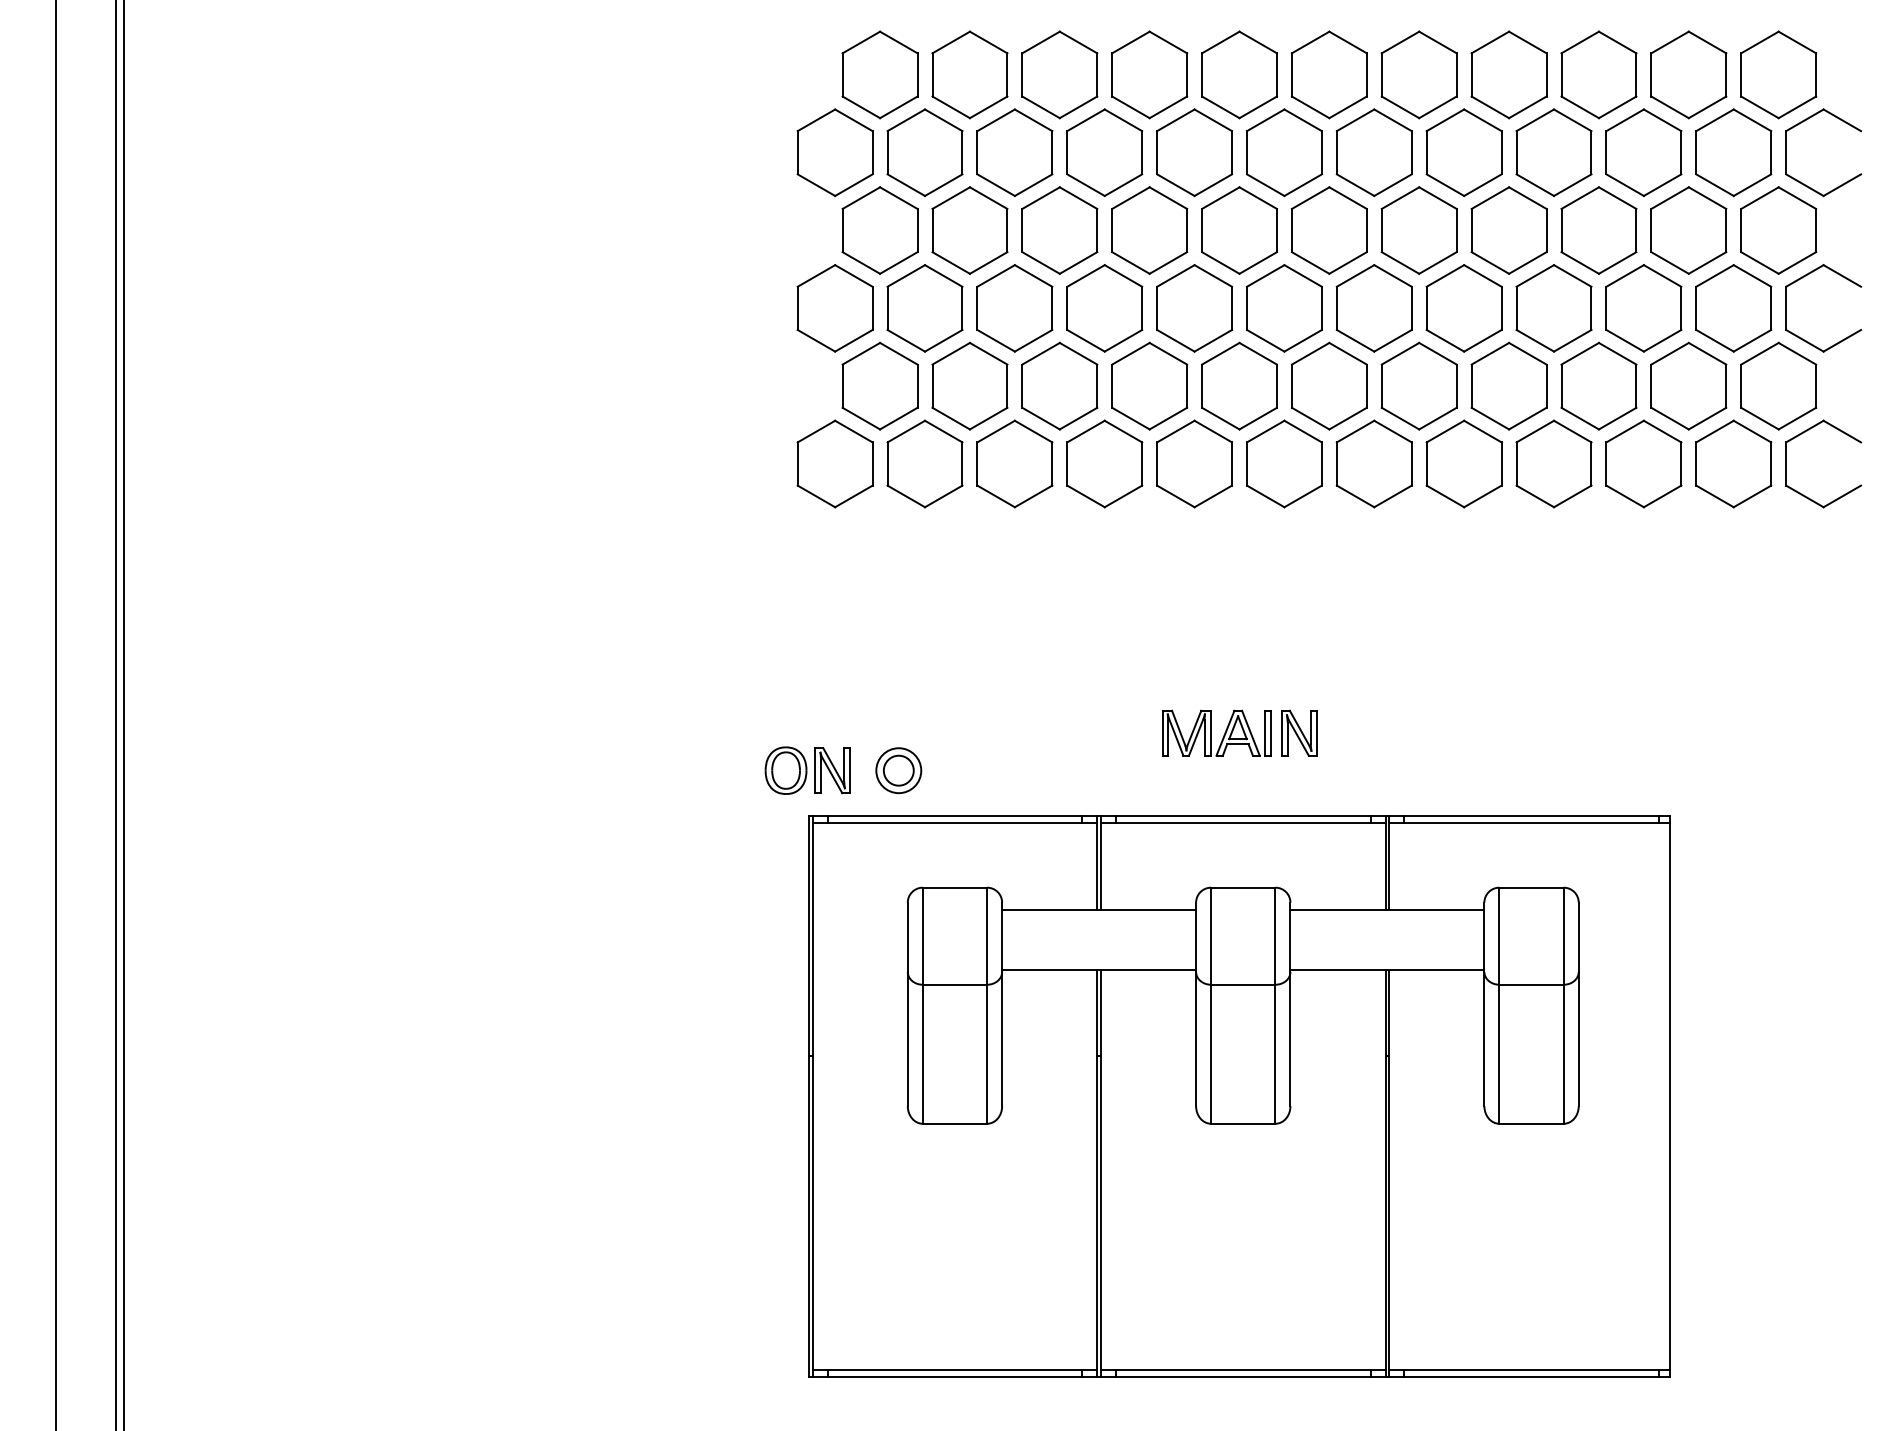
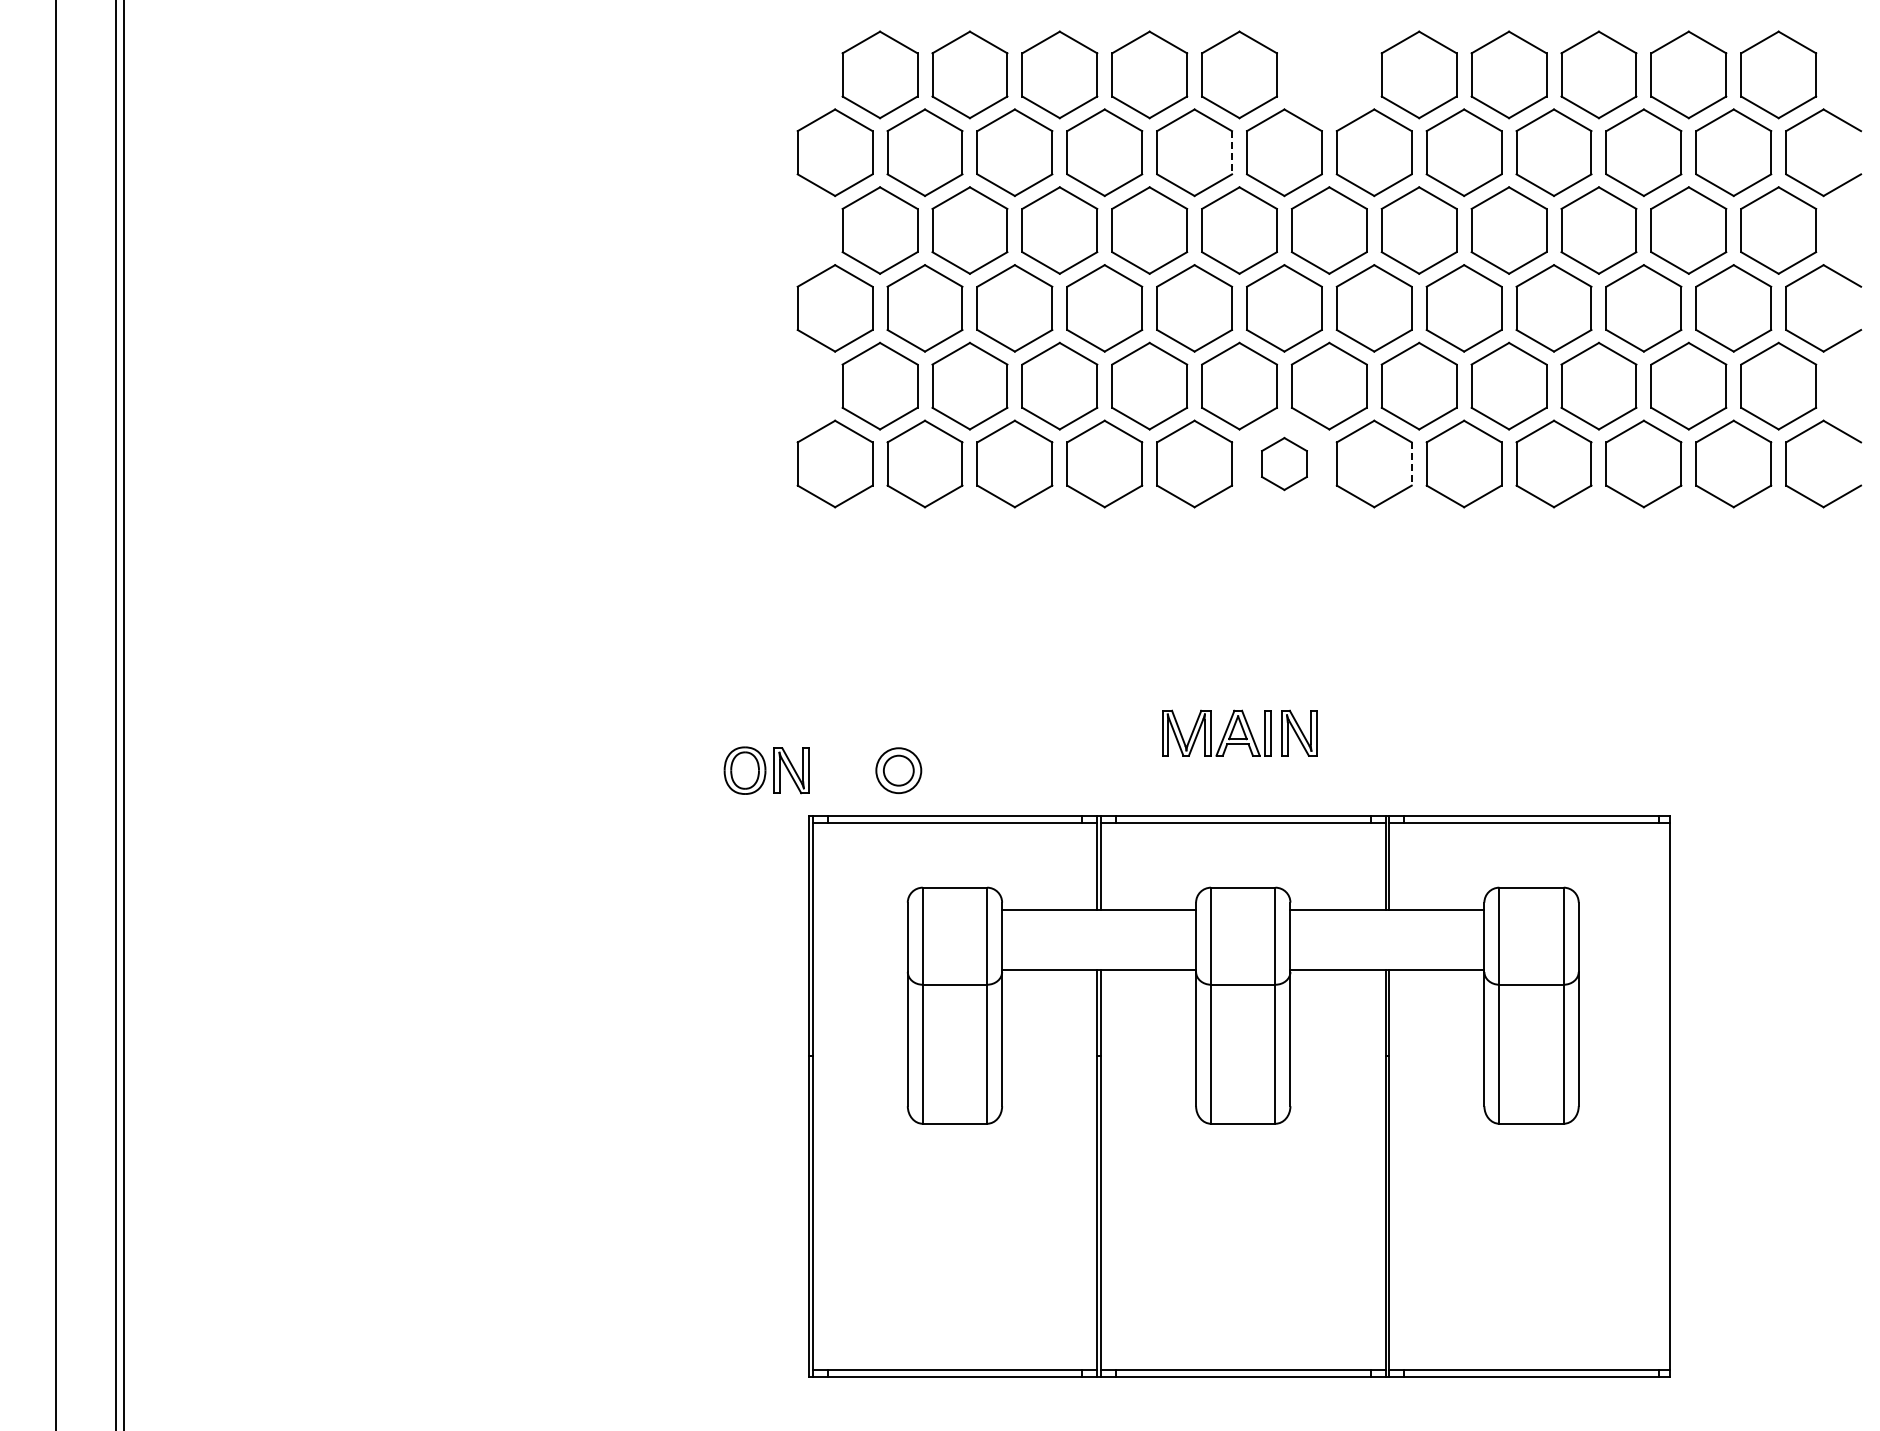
part: present -> none (1328, 74)
line: solid -> dashed (1232, 152)
part size: 77x90 px -> 47x56 px (1284, 463)
line: solid -> dashed (1411, 464)
part position: (807, 770) -> (766, 770) (766, 770)
